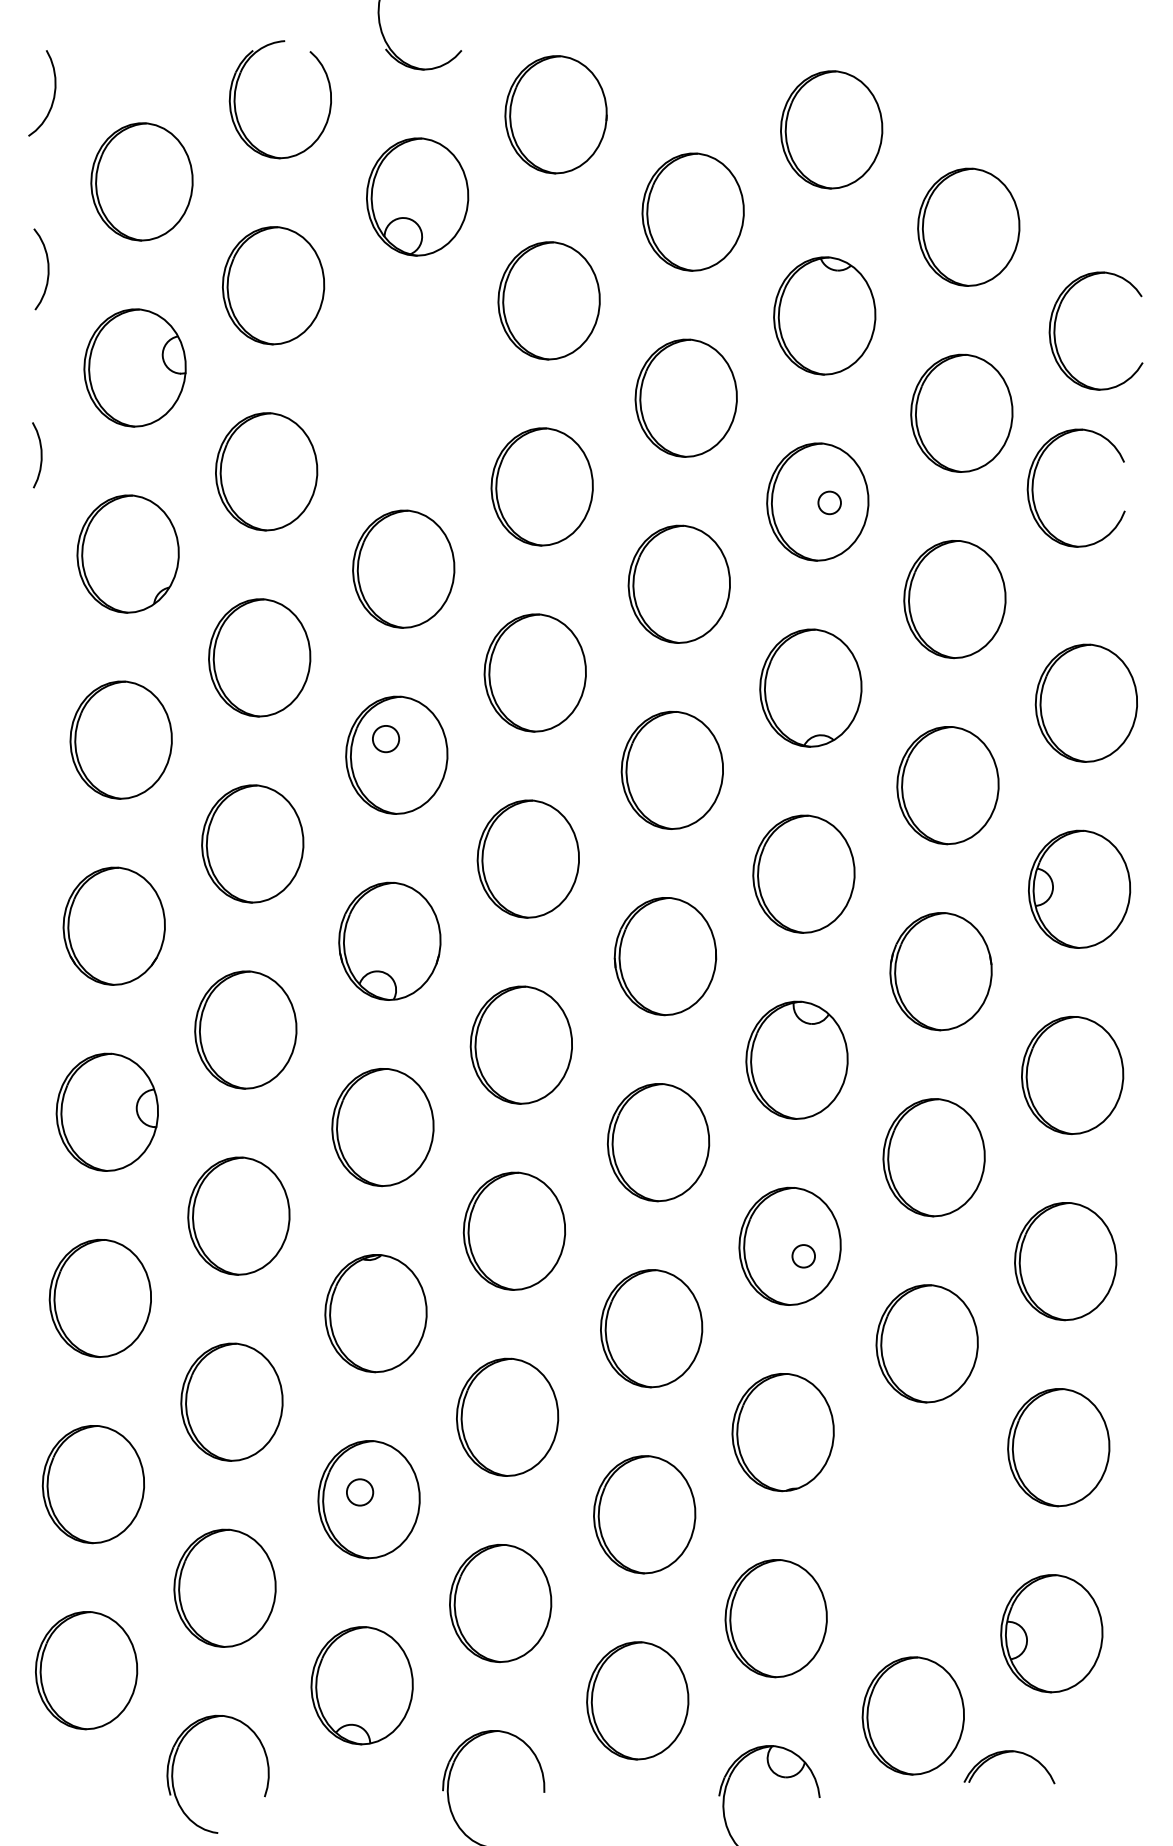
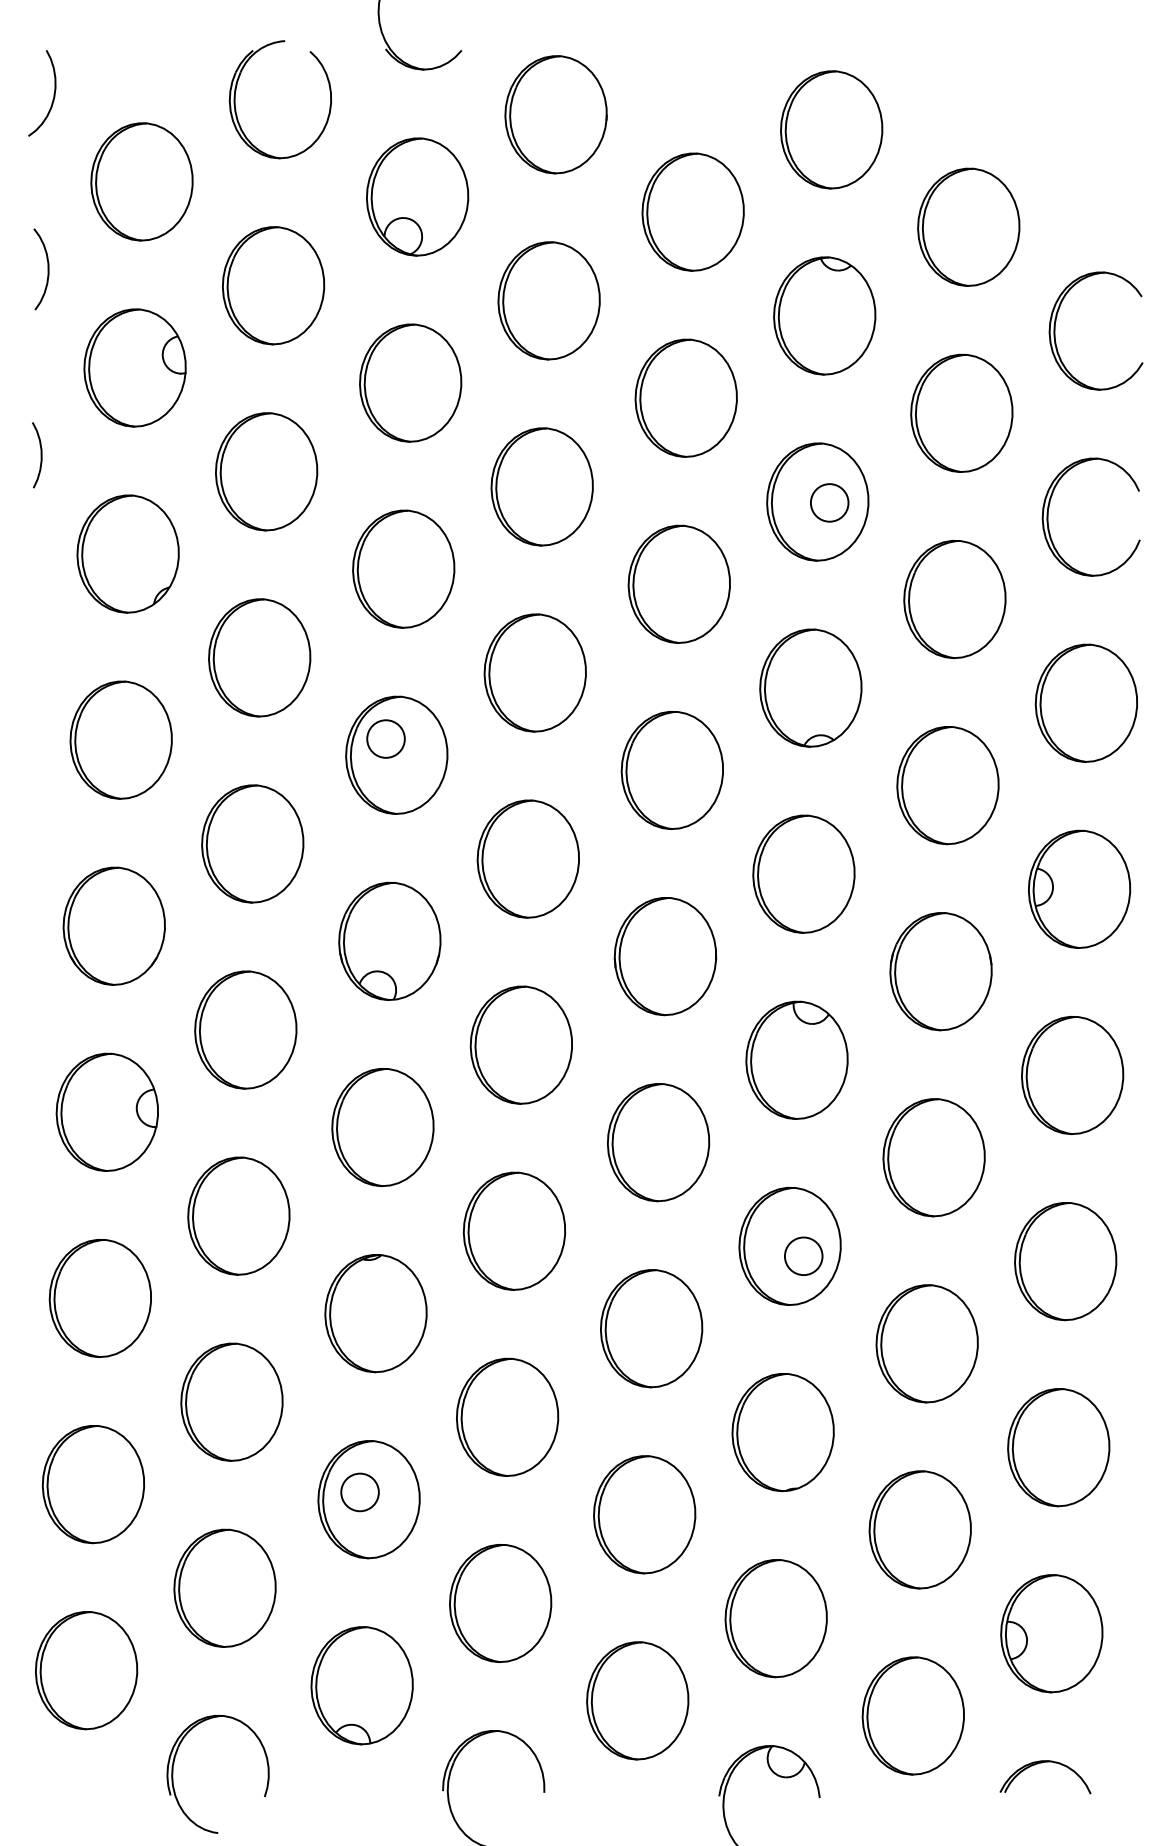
part: none -> present (410, 382)
part position: (1034, 479) -> (1049, 508) (1049, 508)
circle diameter: 23 px -> 38 px (829, 502)
circle diameter: 26 px -> 38 px (385, 738)
circle diameter: 23 px -> 38 px (803, 1256)
circle diameter: 26 px -> 38 px (359, 1492)
part: none -> present (919, 1529)
part position: (1006, 1753) -> (1042, 1763) (1042, 1763)
